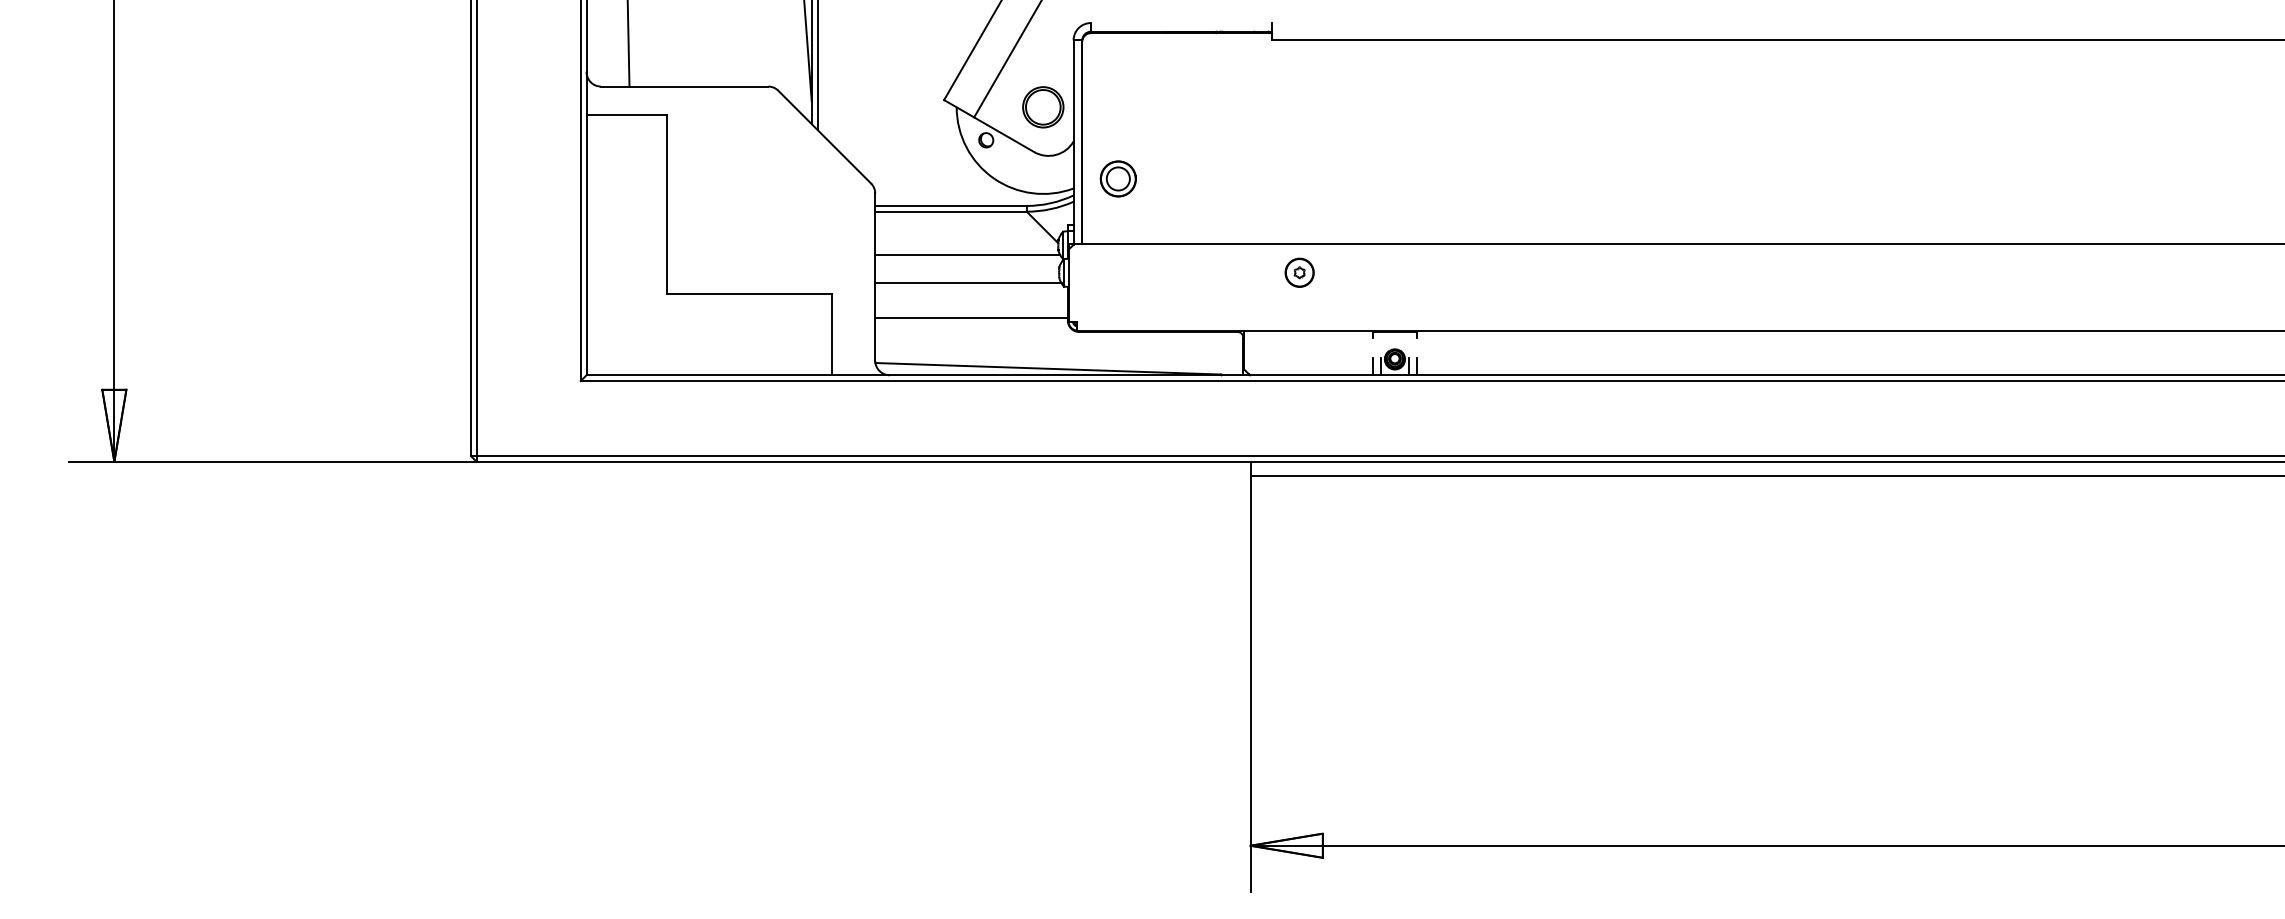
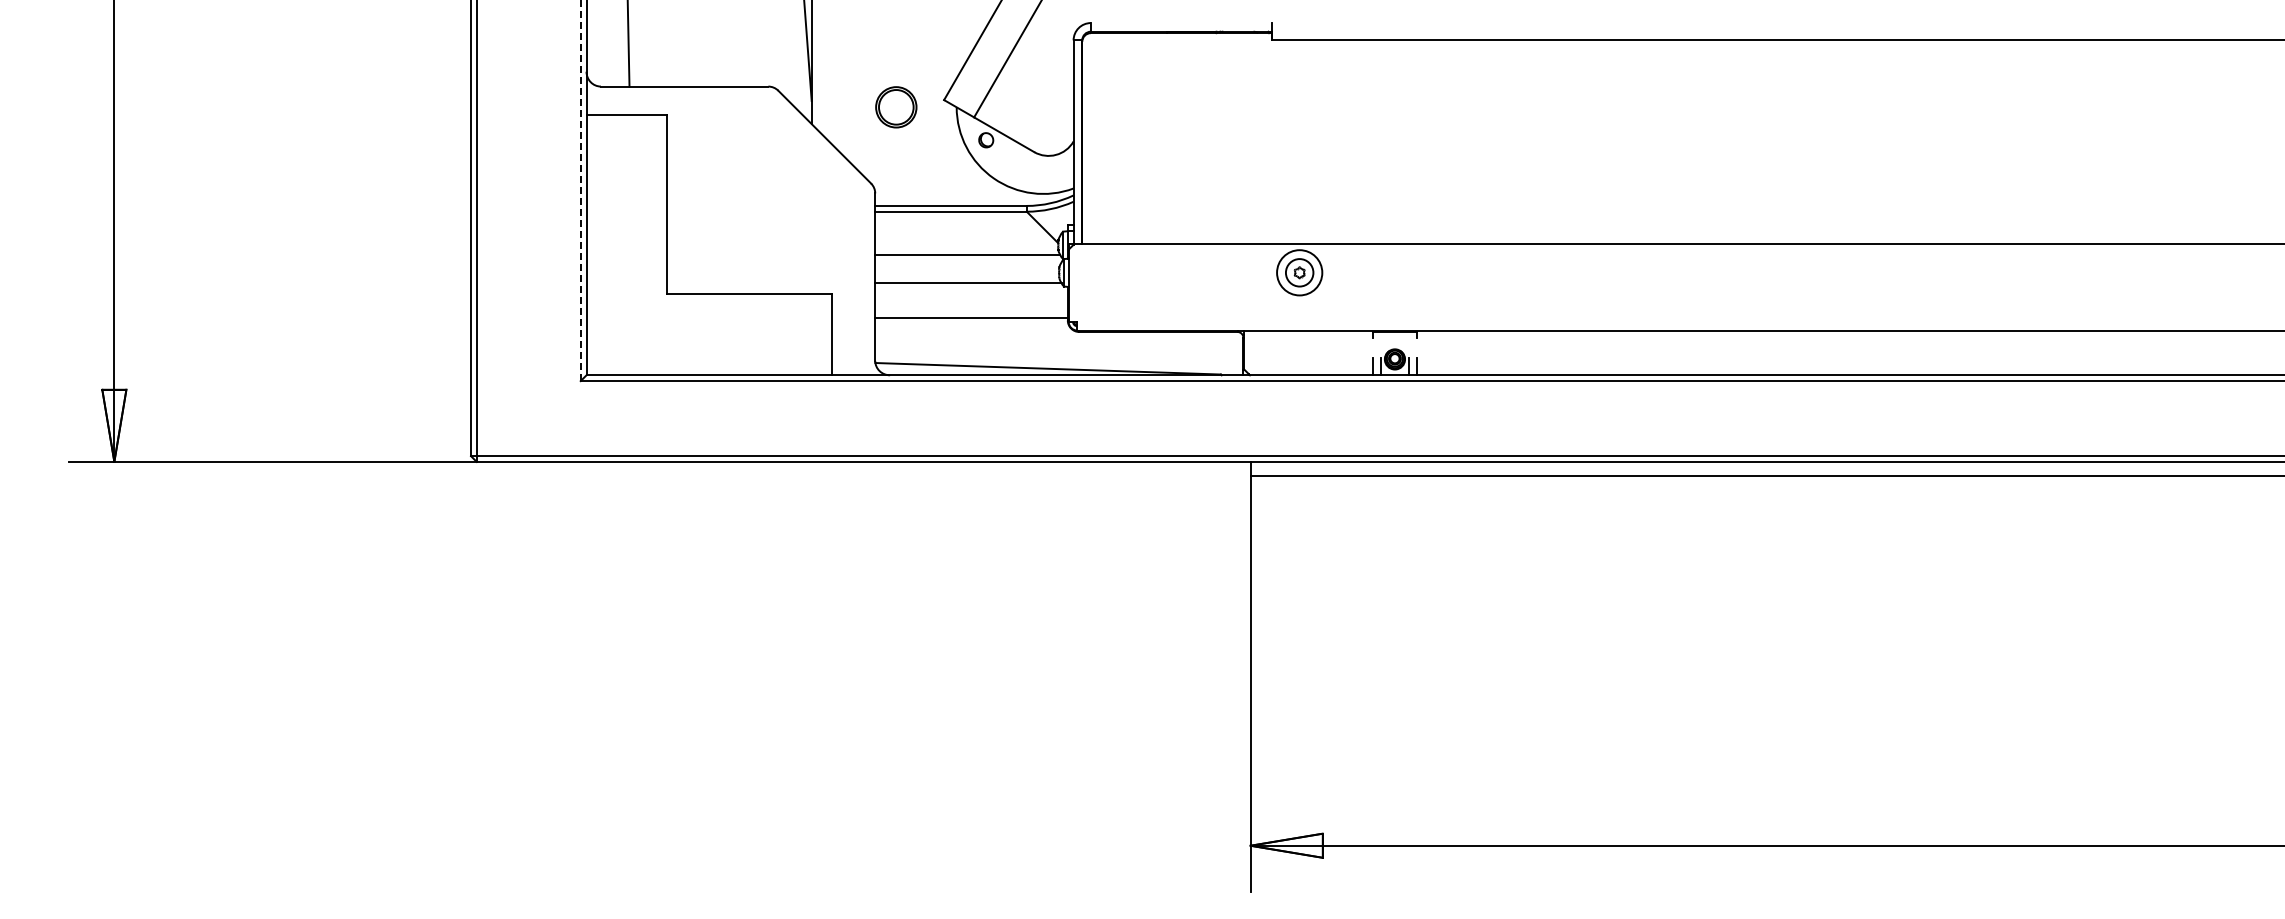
line: present -> none (817, 65)
part position: (1043, 107) -> (896, 107) (896, 107)
part: present -> none (1117, 178)
line: solid -> dashed (580, 190)
circle diameter: 28 px -> 45 px (1299, 272)
